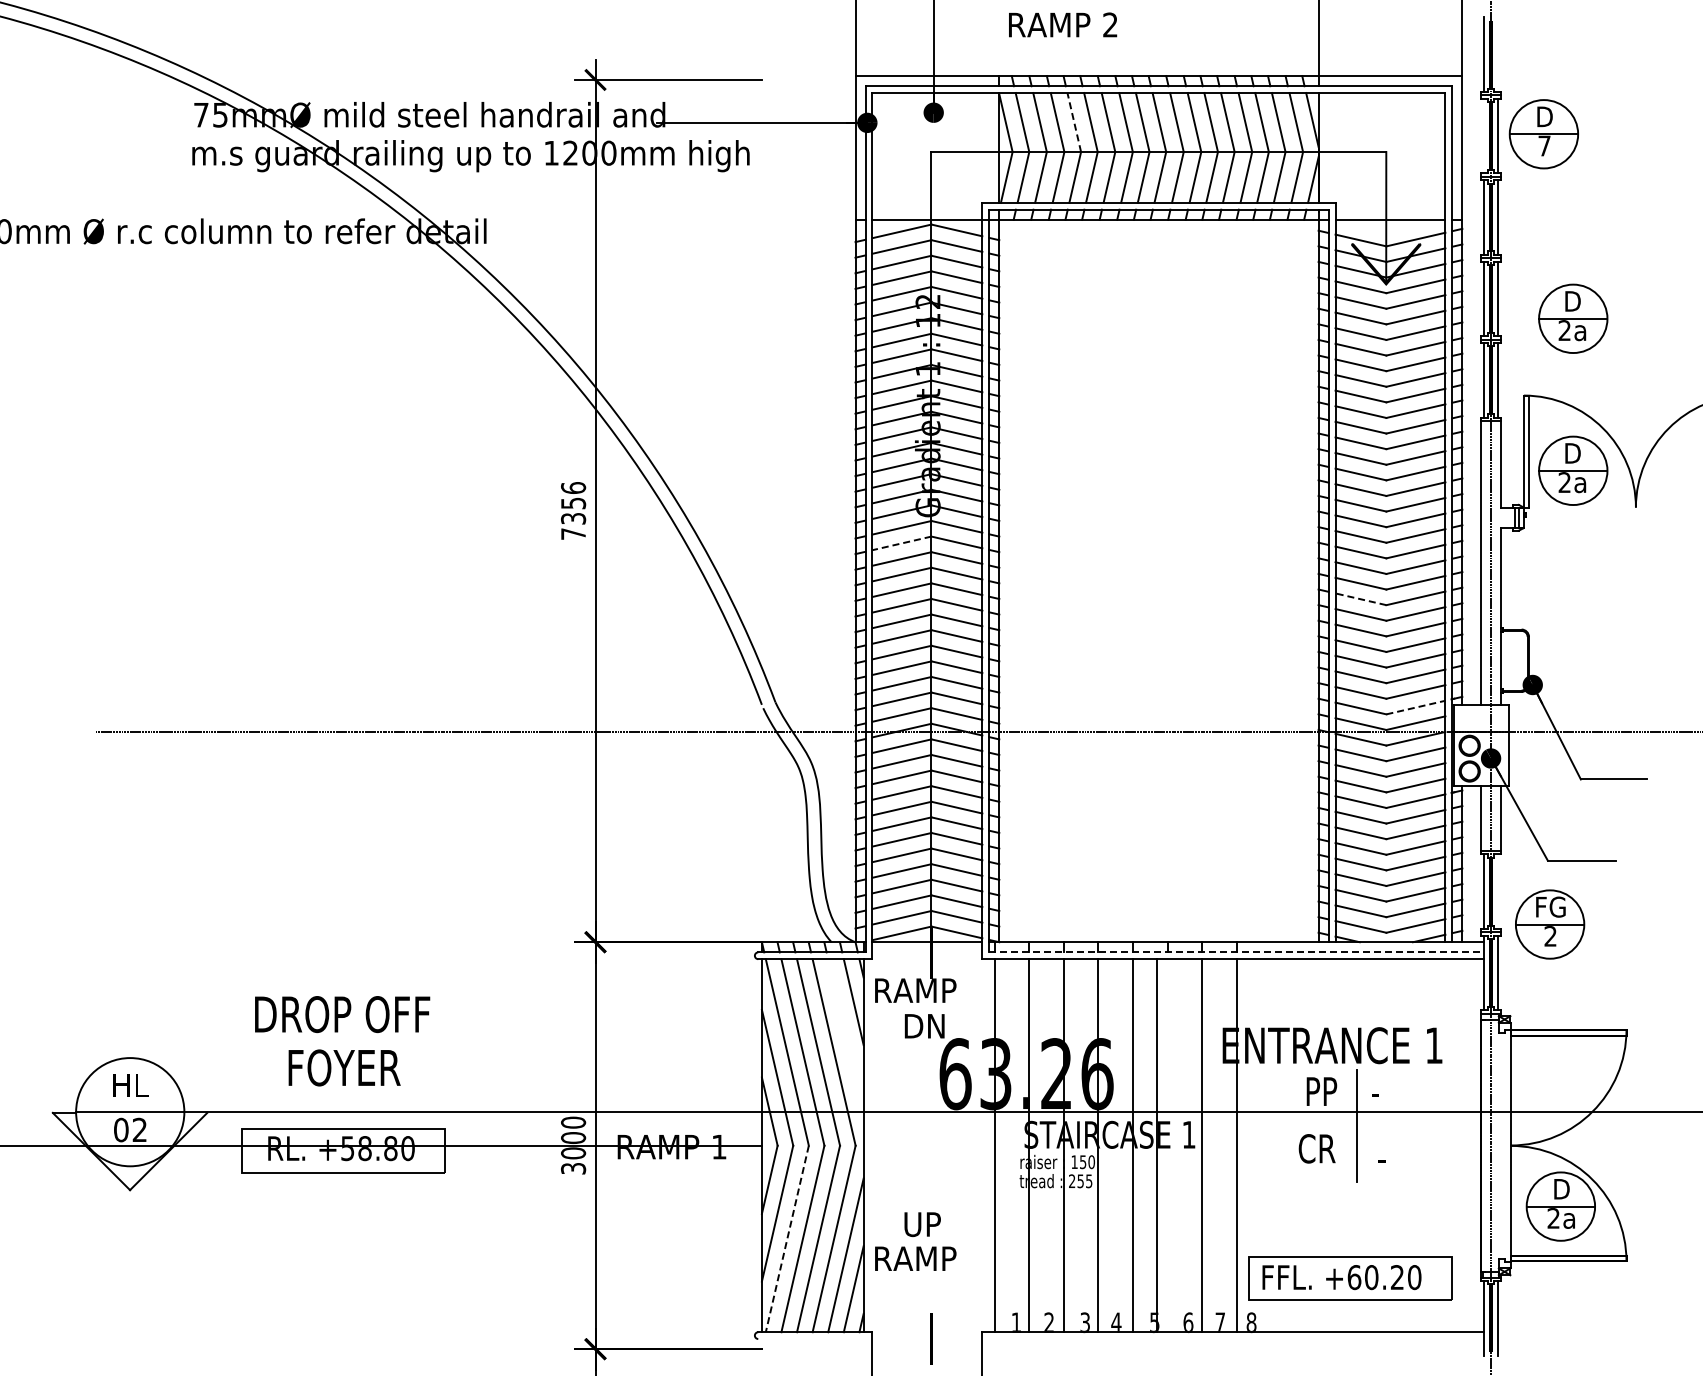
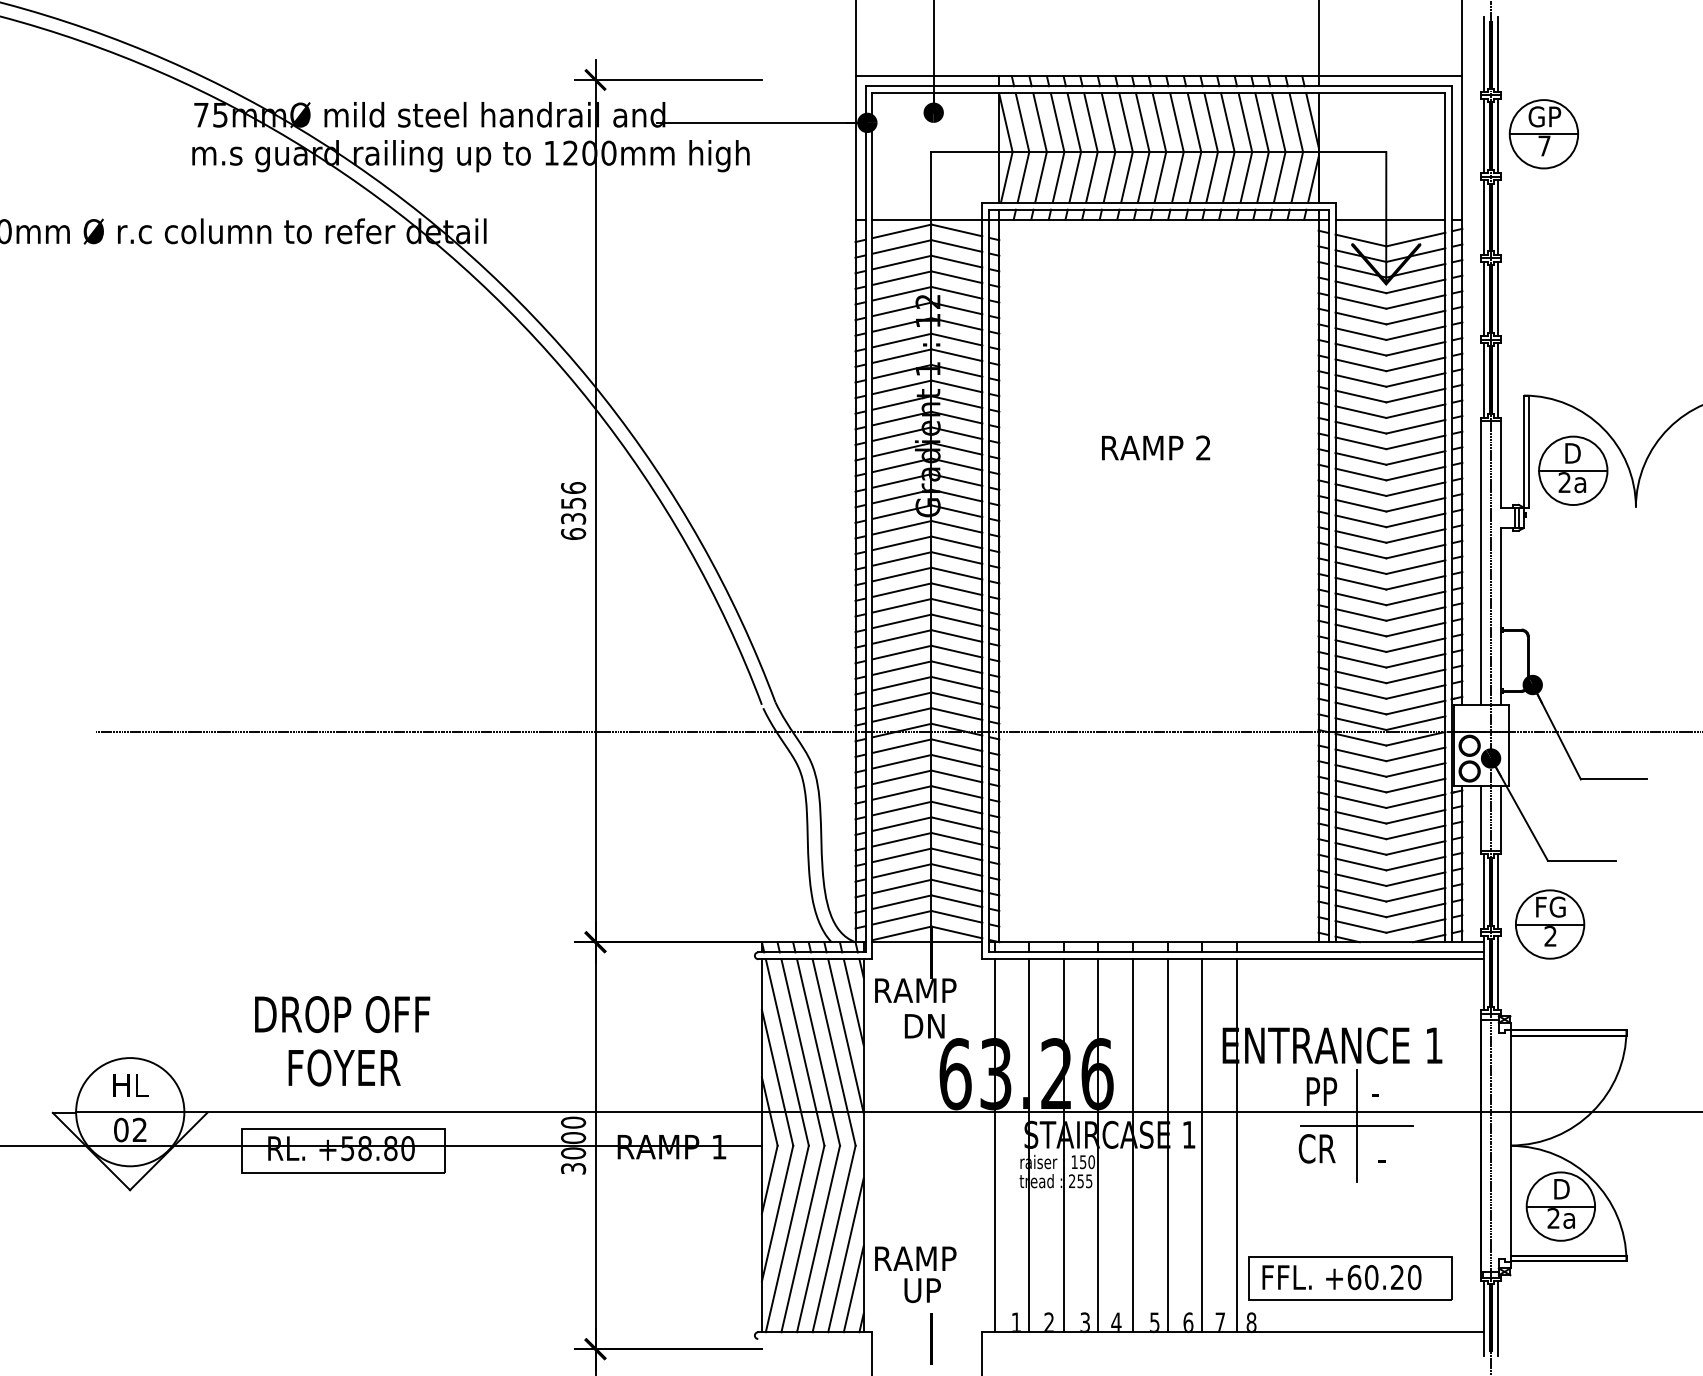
text position: (1063, 24) -> (1156, 447) (1156, 447)
line: none -> present (1497, 54)
text: D -> GP (1544, 116)
line: dashed -> solid (1074, 122)
line: none -> present (1484, 135)
part: present -> none (1573, 318)
text: 7356 -> 6356 (573, 533)
line: dashed -> solid (901, 543)
line: dashed -> solid (1360, 599)
line: dashed -> solid (1416, 707)
line: none -> present (1497, 891)
line: dashed -> solid (1236, 952)
line: none -> present (845, 1035)
line: none -> present (1356, 1125)
line position: (1156, 1145) -> (1167, 1145) (1167, 1145)
text position: (922, 1224) -> (922, 1290) (922, 1290)
line: dashed -> solid (787, 1238)
